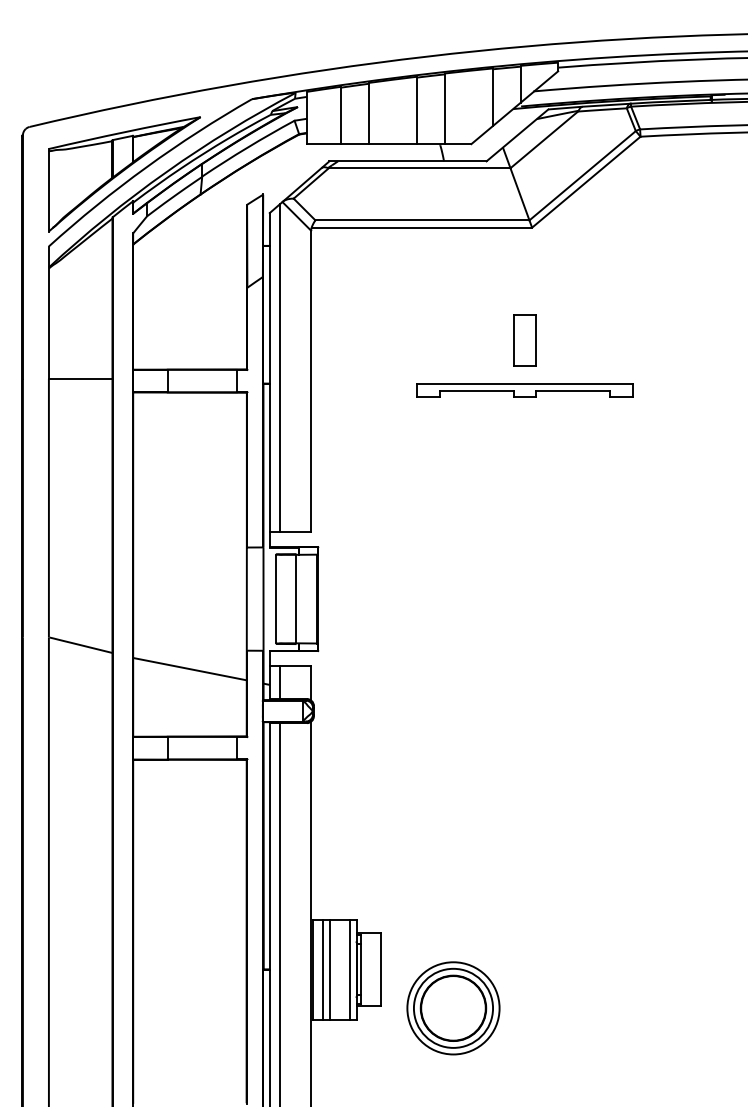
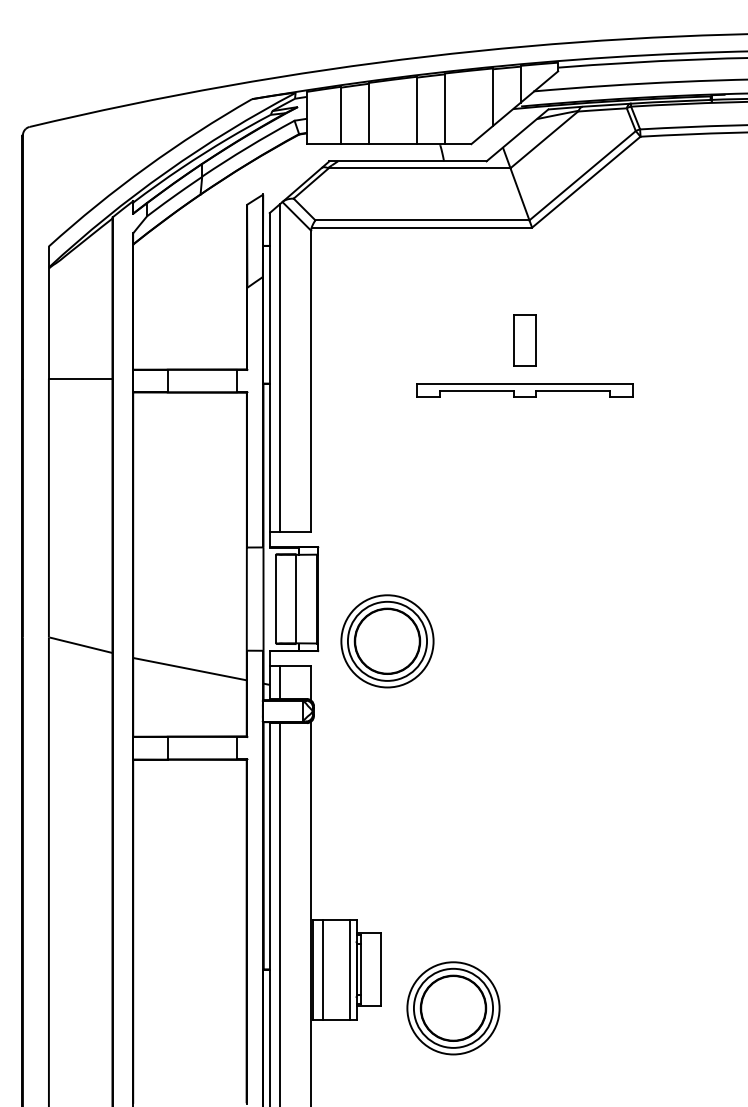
part: present -> none (124, 174)
part: none -> present (387, 641)
line: present -> none (329, 969)
